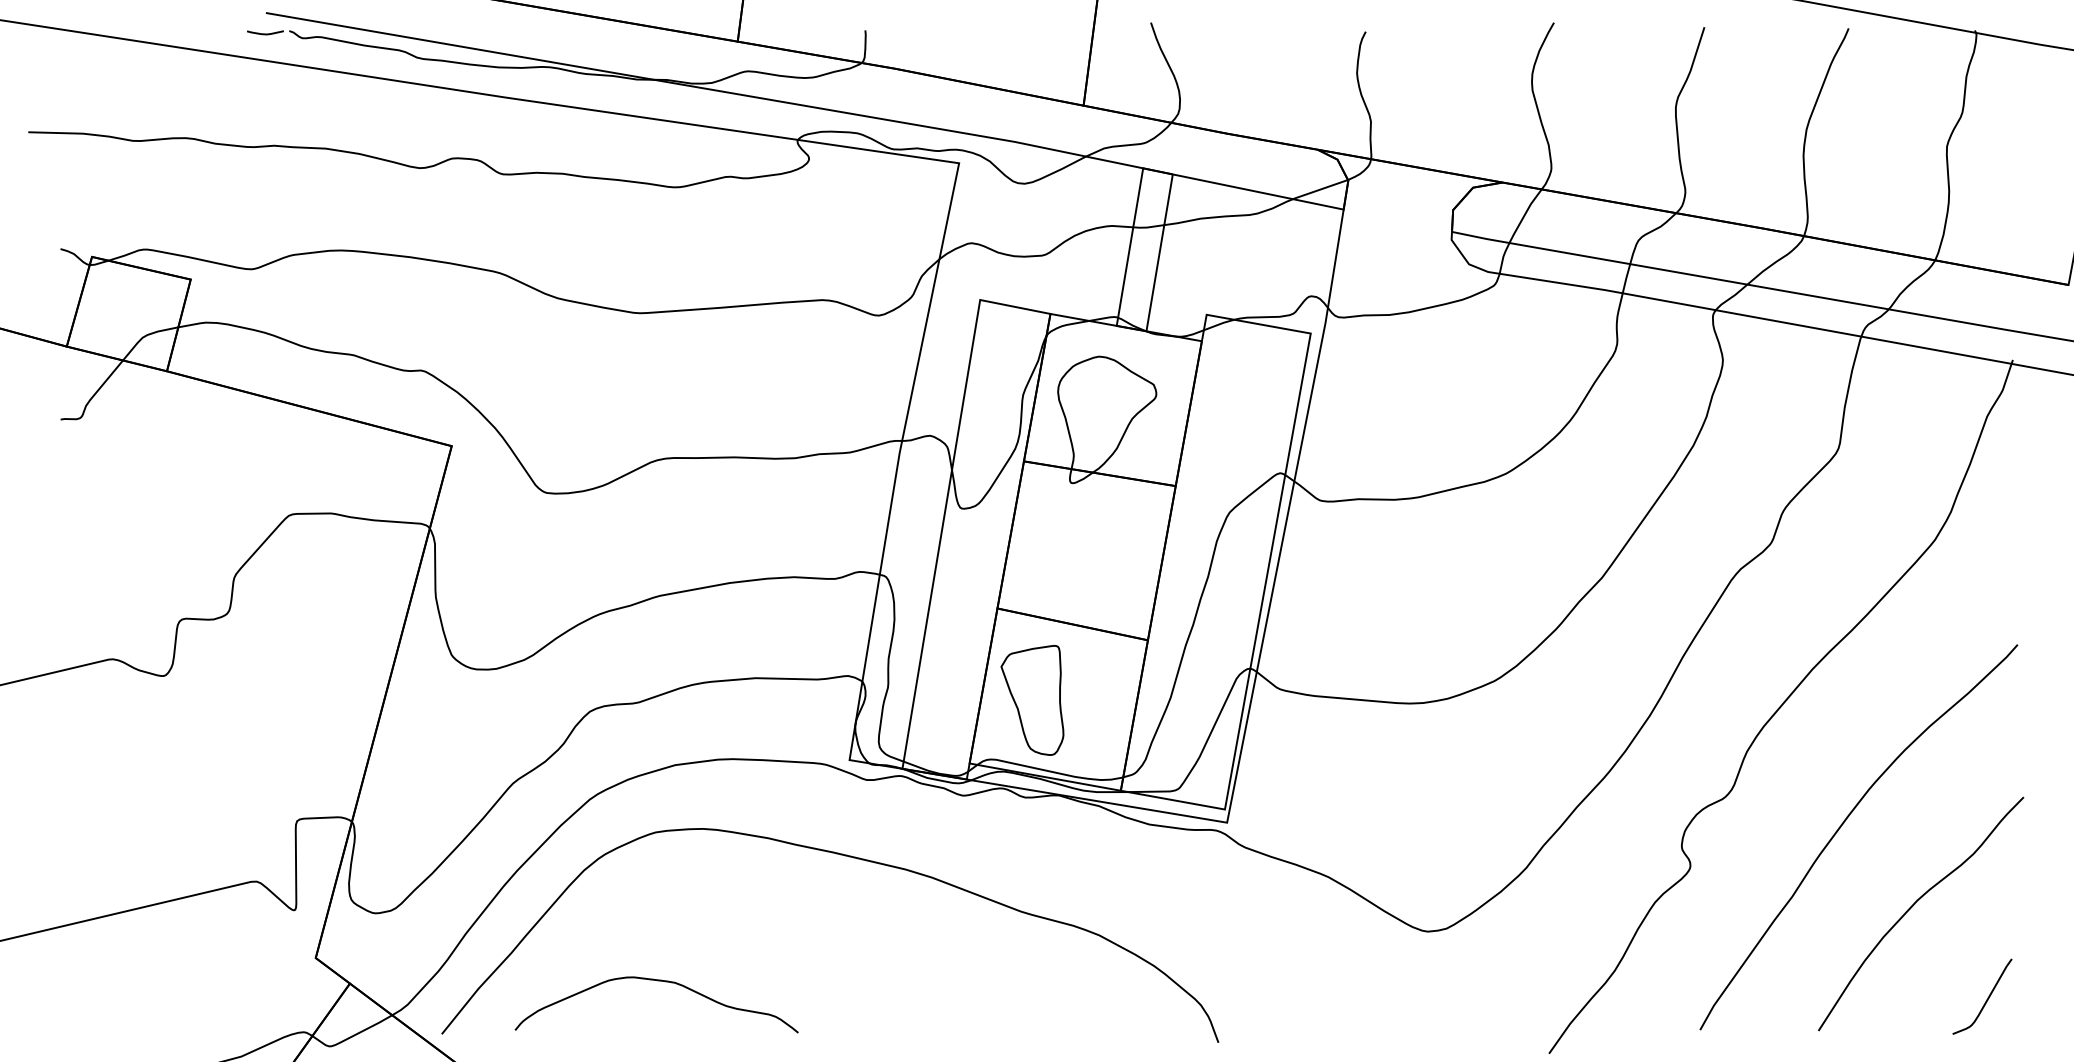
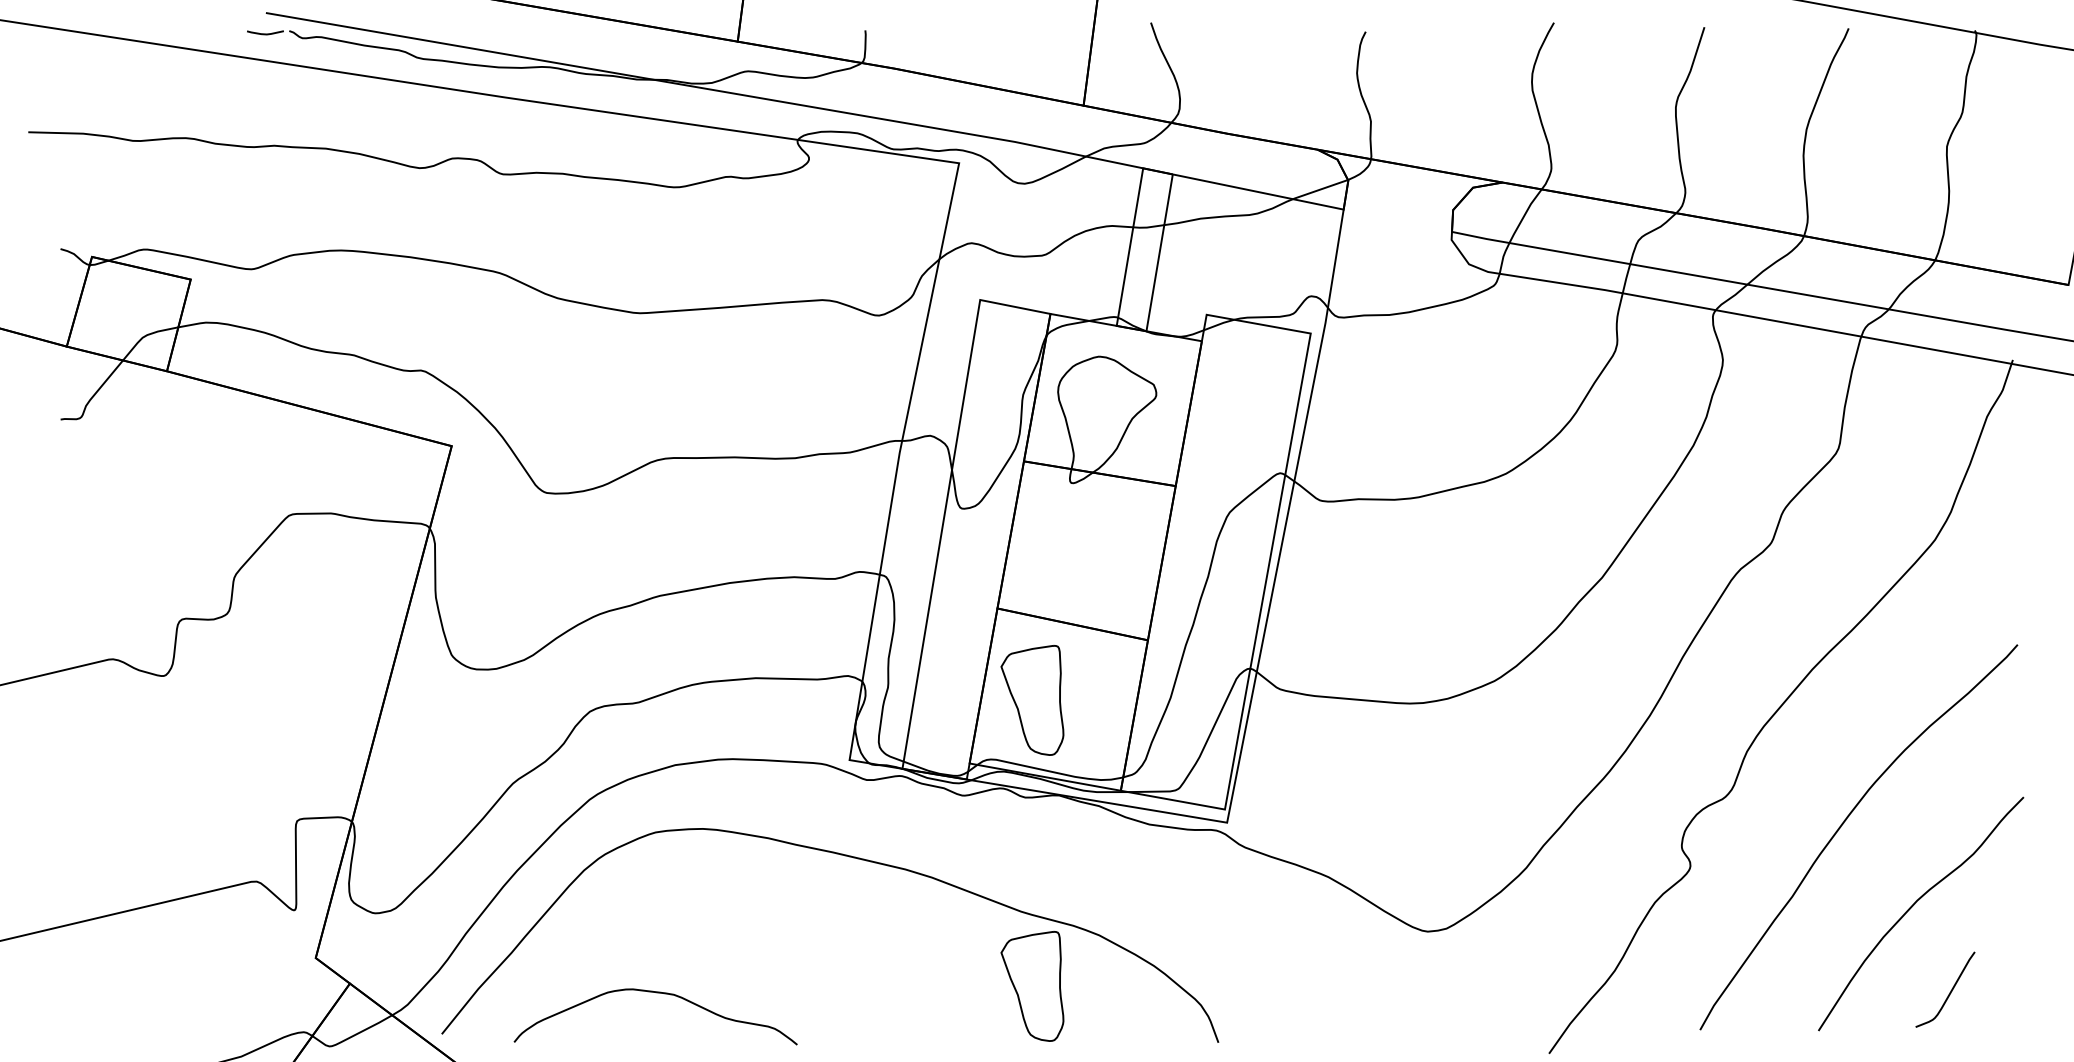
curve position: (657, 981) -> (656, 993) (656, 993)
part: none -> present (1032, 986)
curve position: (1986, 999) -> (1949, 992) (1949, 992)
